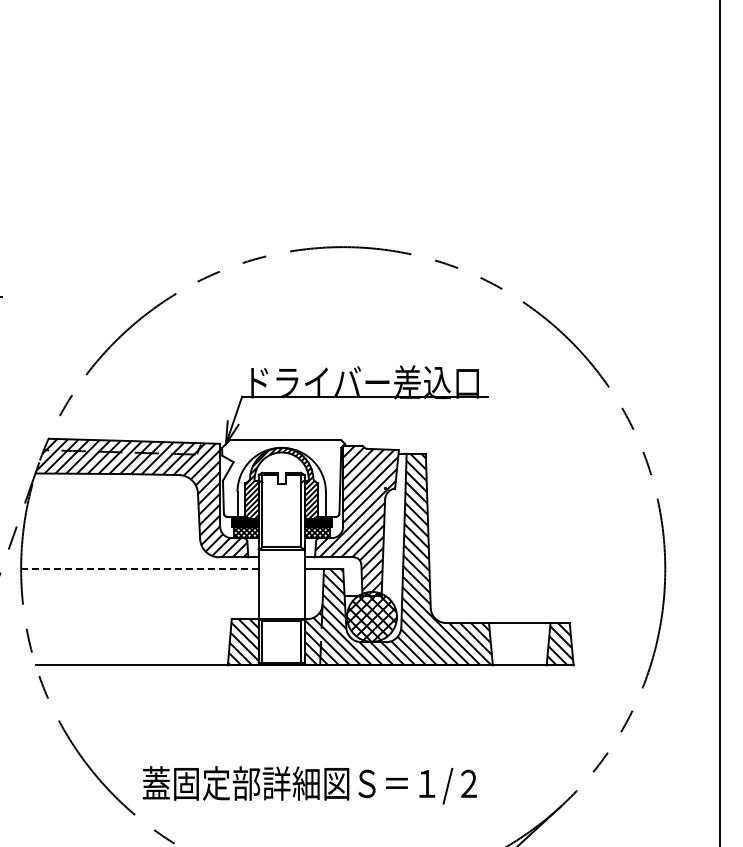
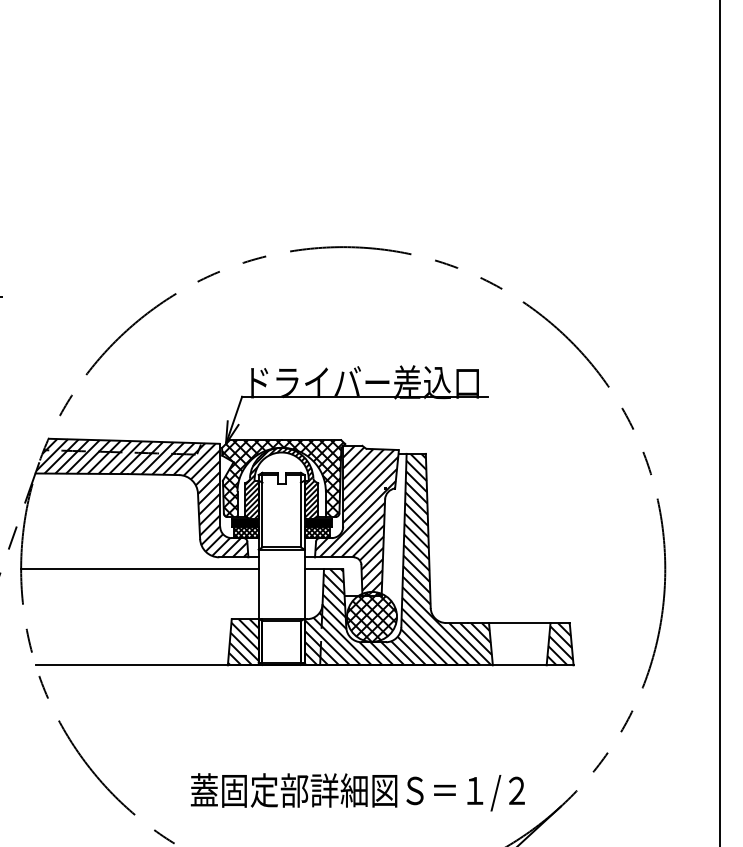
hatch: none -> present (282, 478)
line: dashed -> solid (139, 569)
text position: (309, 785) -> (357, 792) (357, 792)
